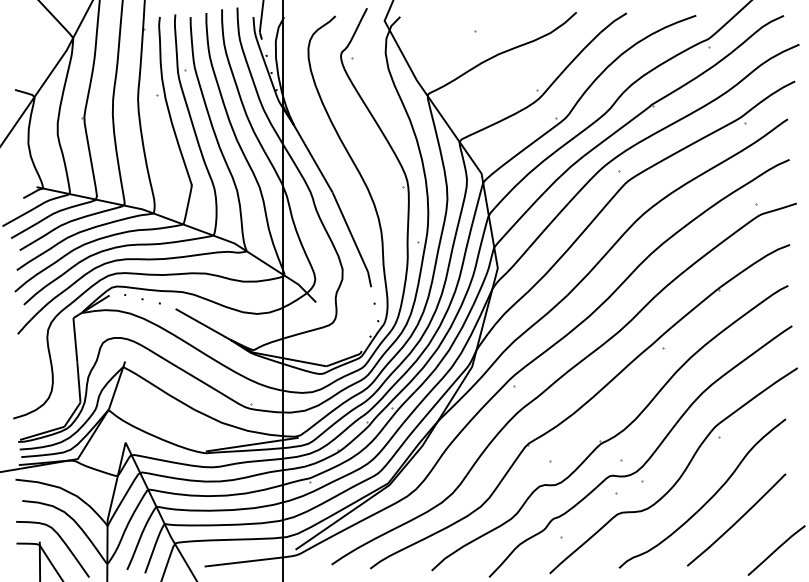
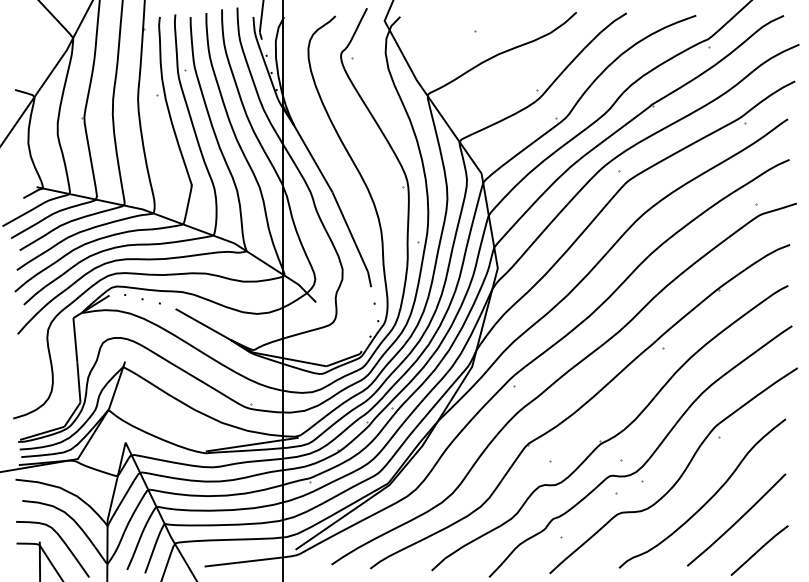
line position: (776, 550) -> (759, 550) (759, 550)
